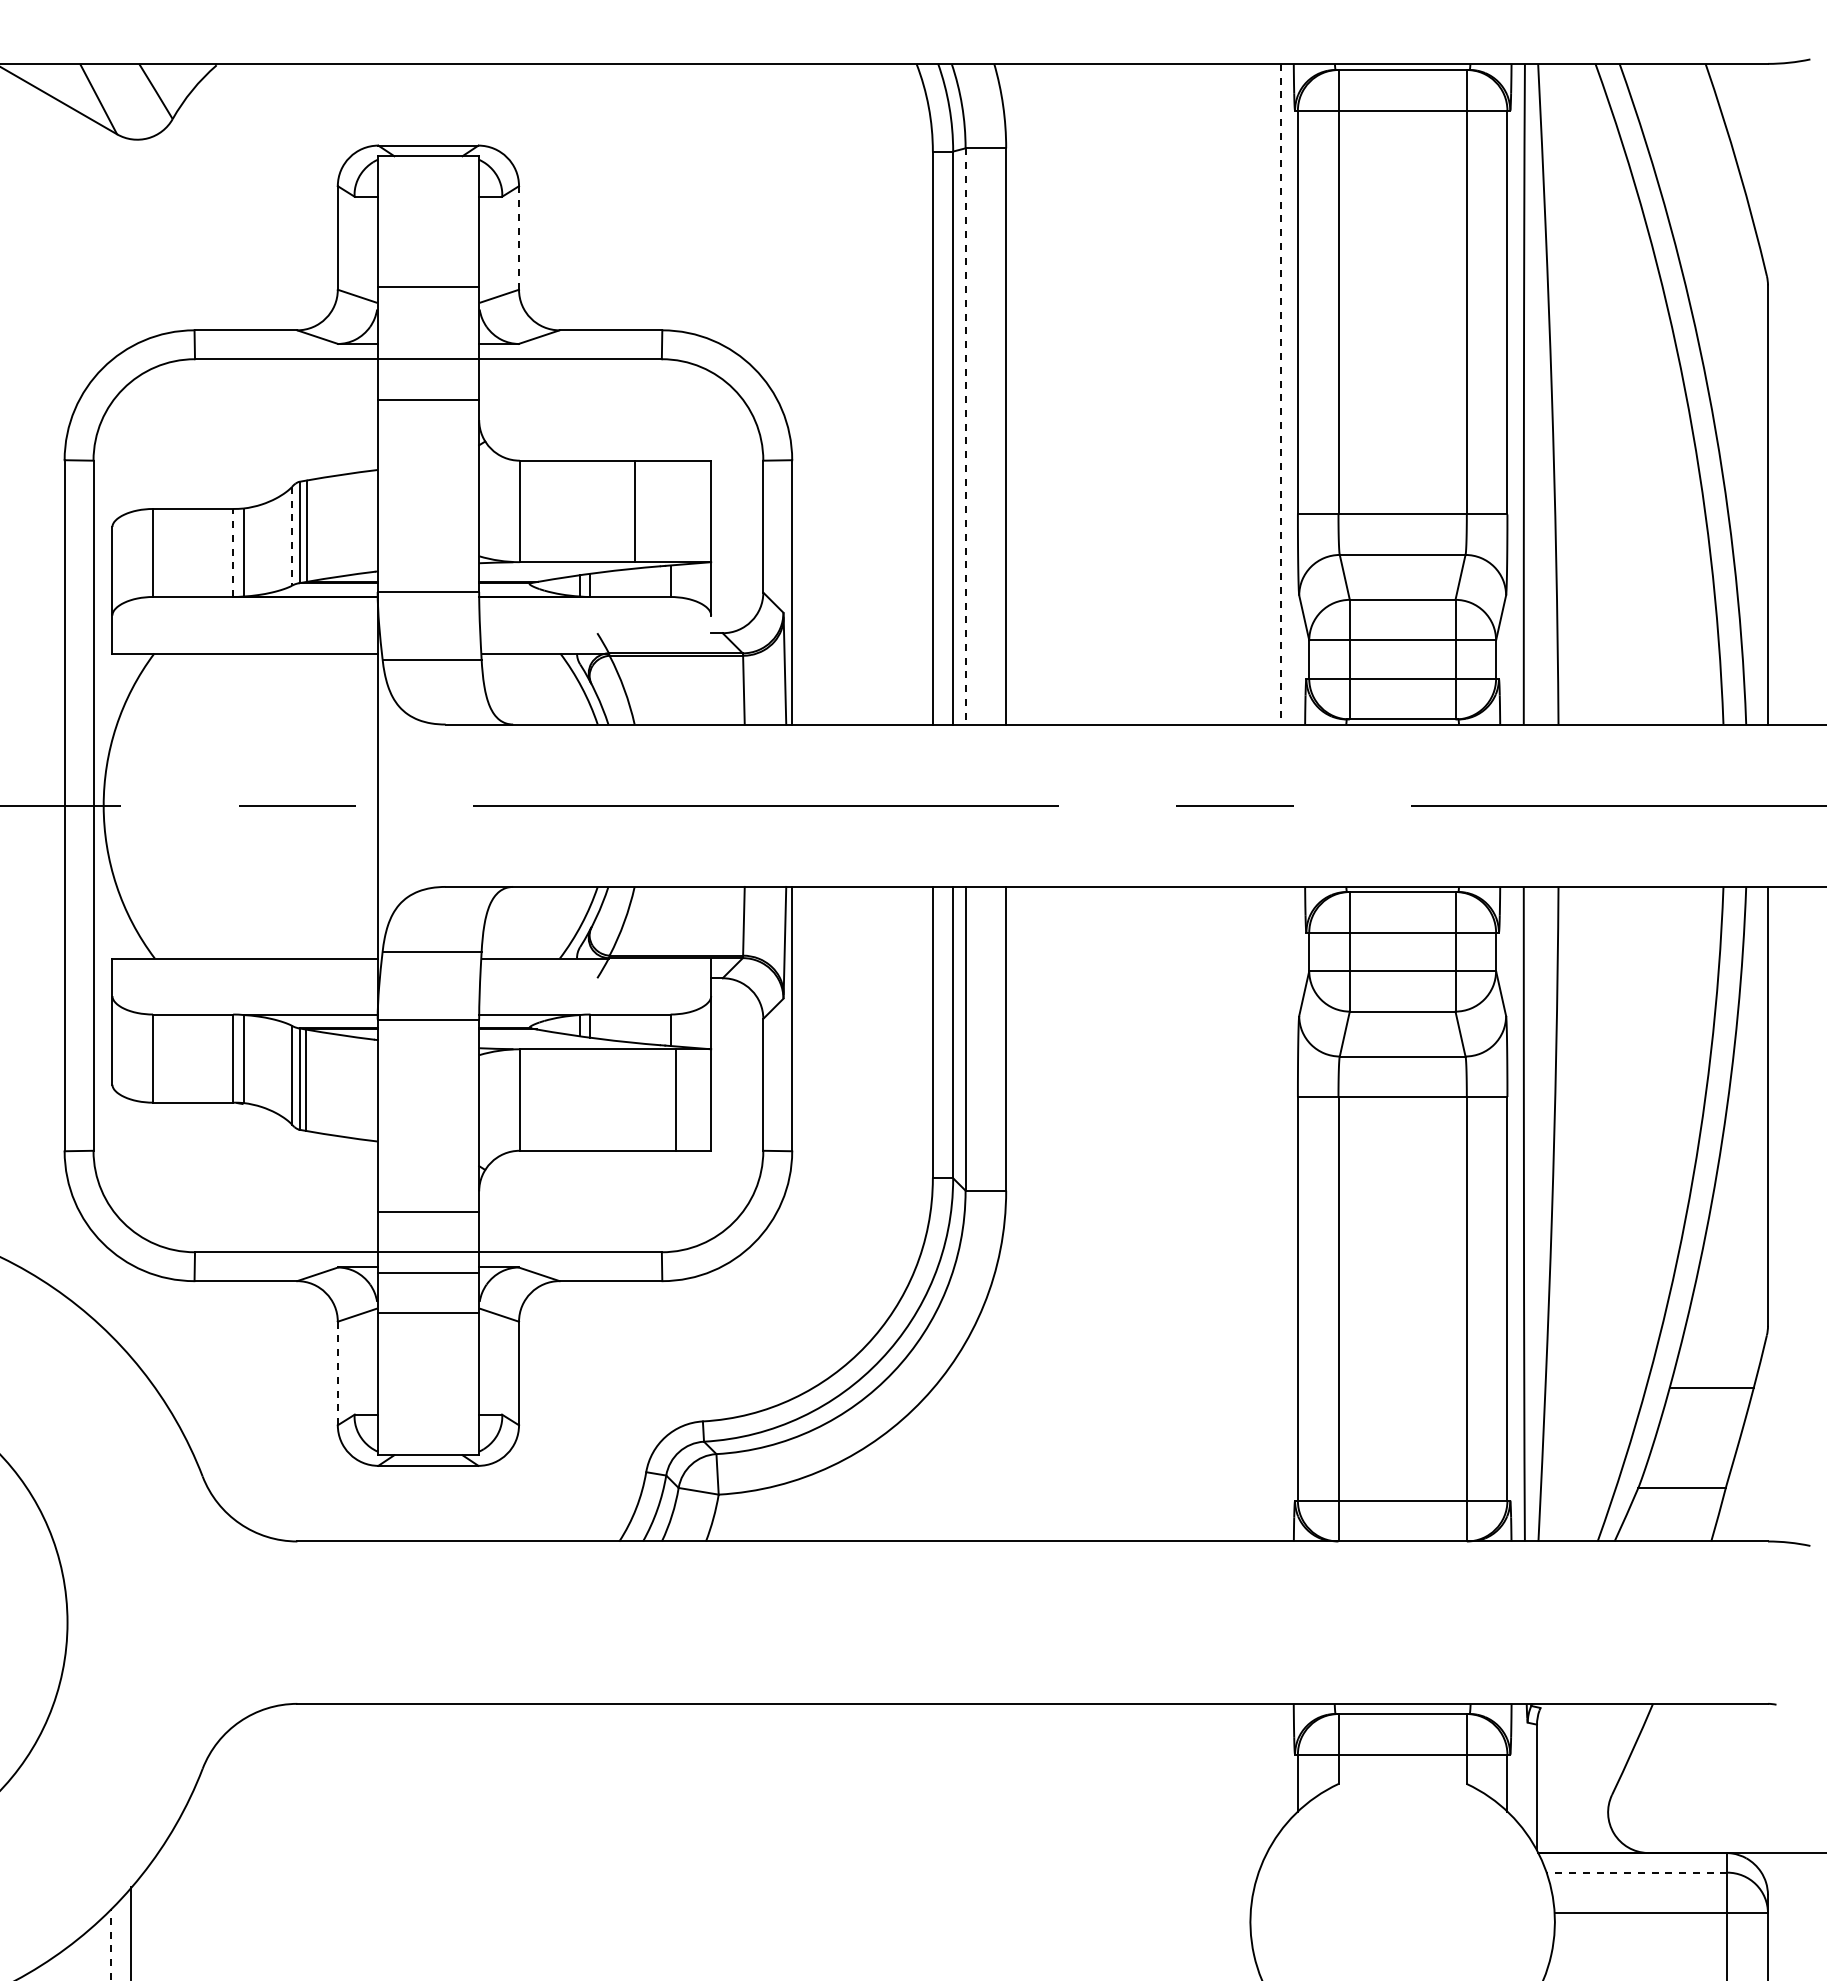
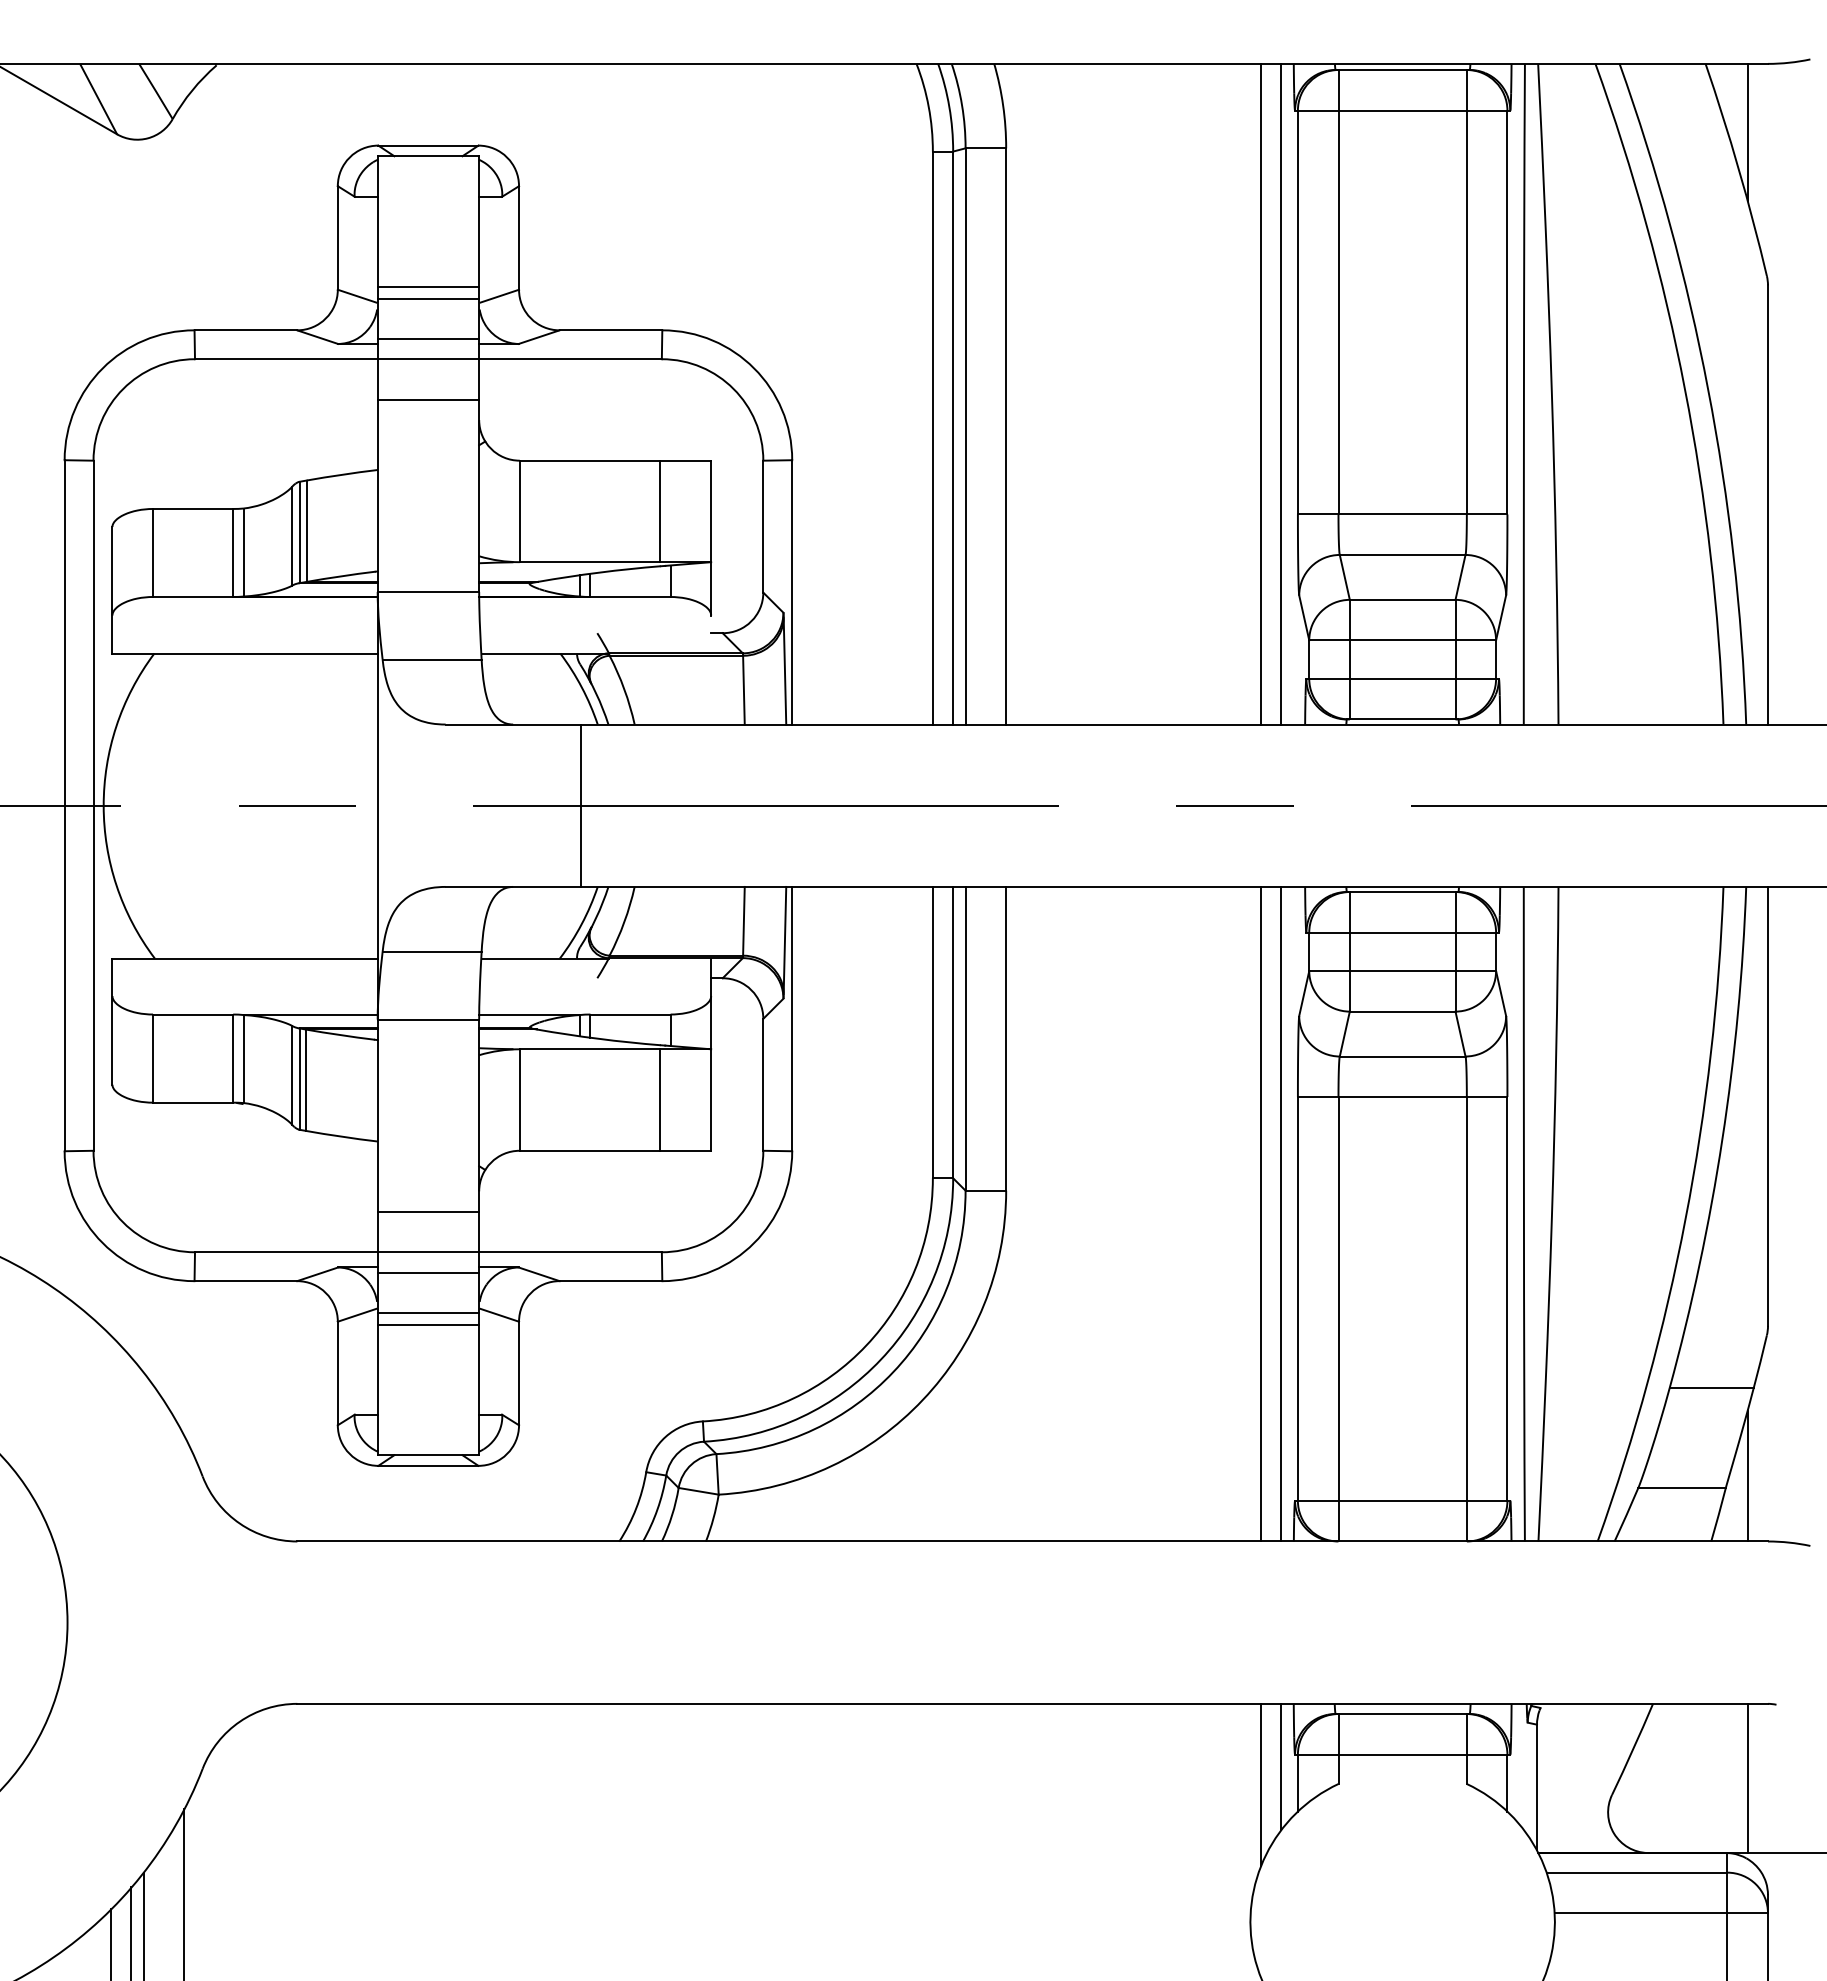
line: none -> present (1747, 132)
line: dashed -> solid (519, 237)
line: none -> present (428, 298)
line: none -> present (428, 338)
line: none -> present (1260, 393)
line: dashed -> solid (1281, 394)
line: dashed -> solid (965, 436)
line position: (635, 511) -> (660, 511) (660, 511)
line: dashed -> solid (292, 536)
line: dashed -> solid (233, 552)
line: none -> present (580, 805)
line position: (676, 1099) -> (660, 1099) (660, 1099)
line: none -> present (1260, 1213)
line: none -> present (1281, 1213)
line: none -> present (428, 1324)
line: dashed -> solid (337, 1373)
line: none -> present (1747, 1475)
line: none -> present (1281, 1766)
line: none -> present (1747, 1778)
line: none -> present (1260, 1784)
line: dashed -> solid (1636, 1872)
line: none -> present (184, 1893)
line: none -> present (143, 1924)
line: dashed -> solid (110, 1944)
